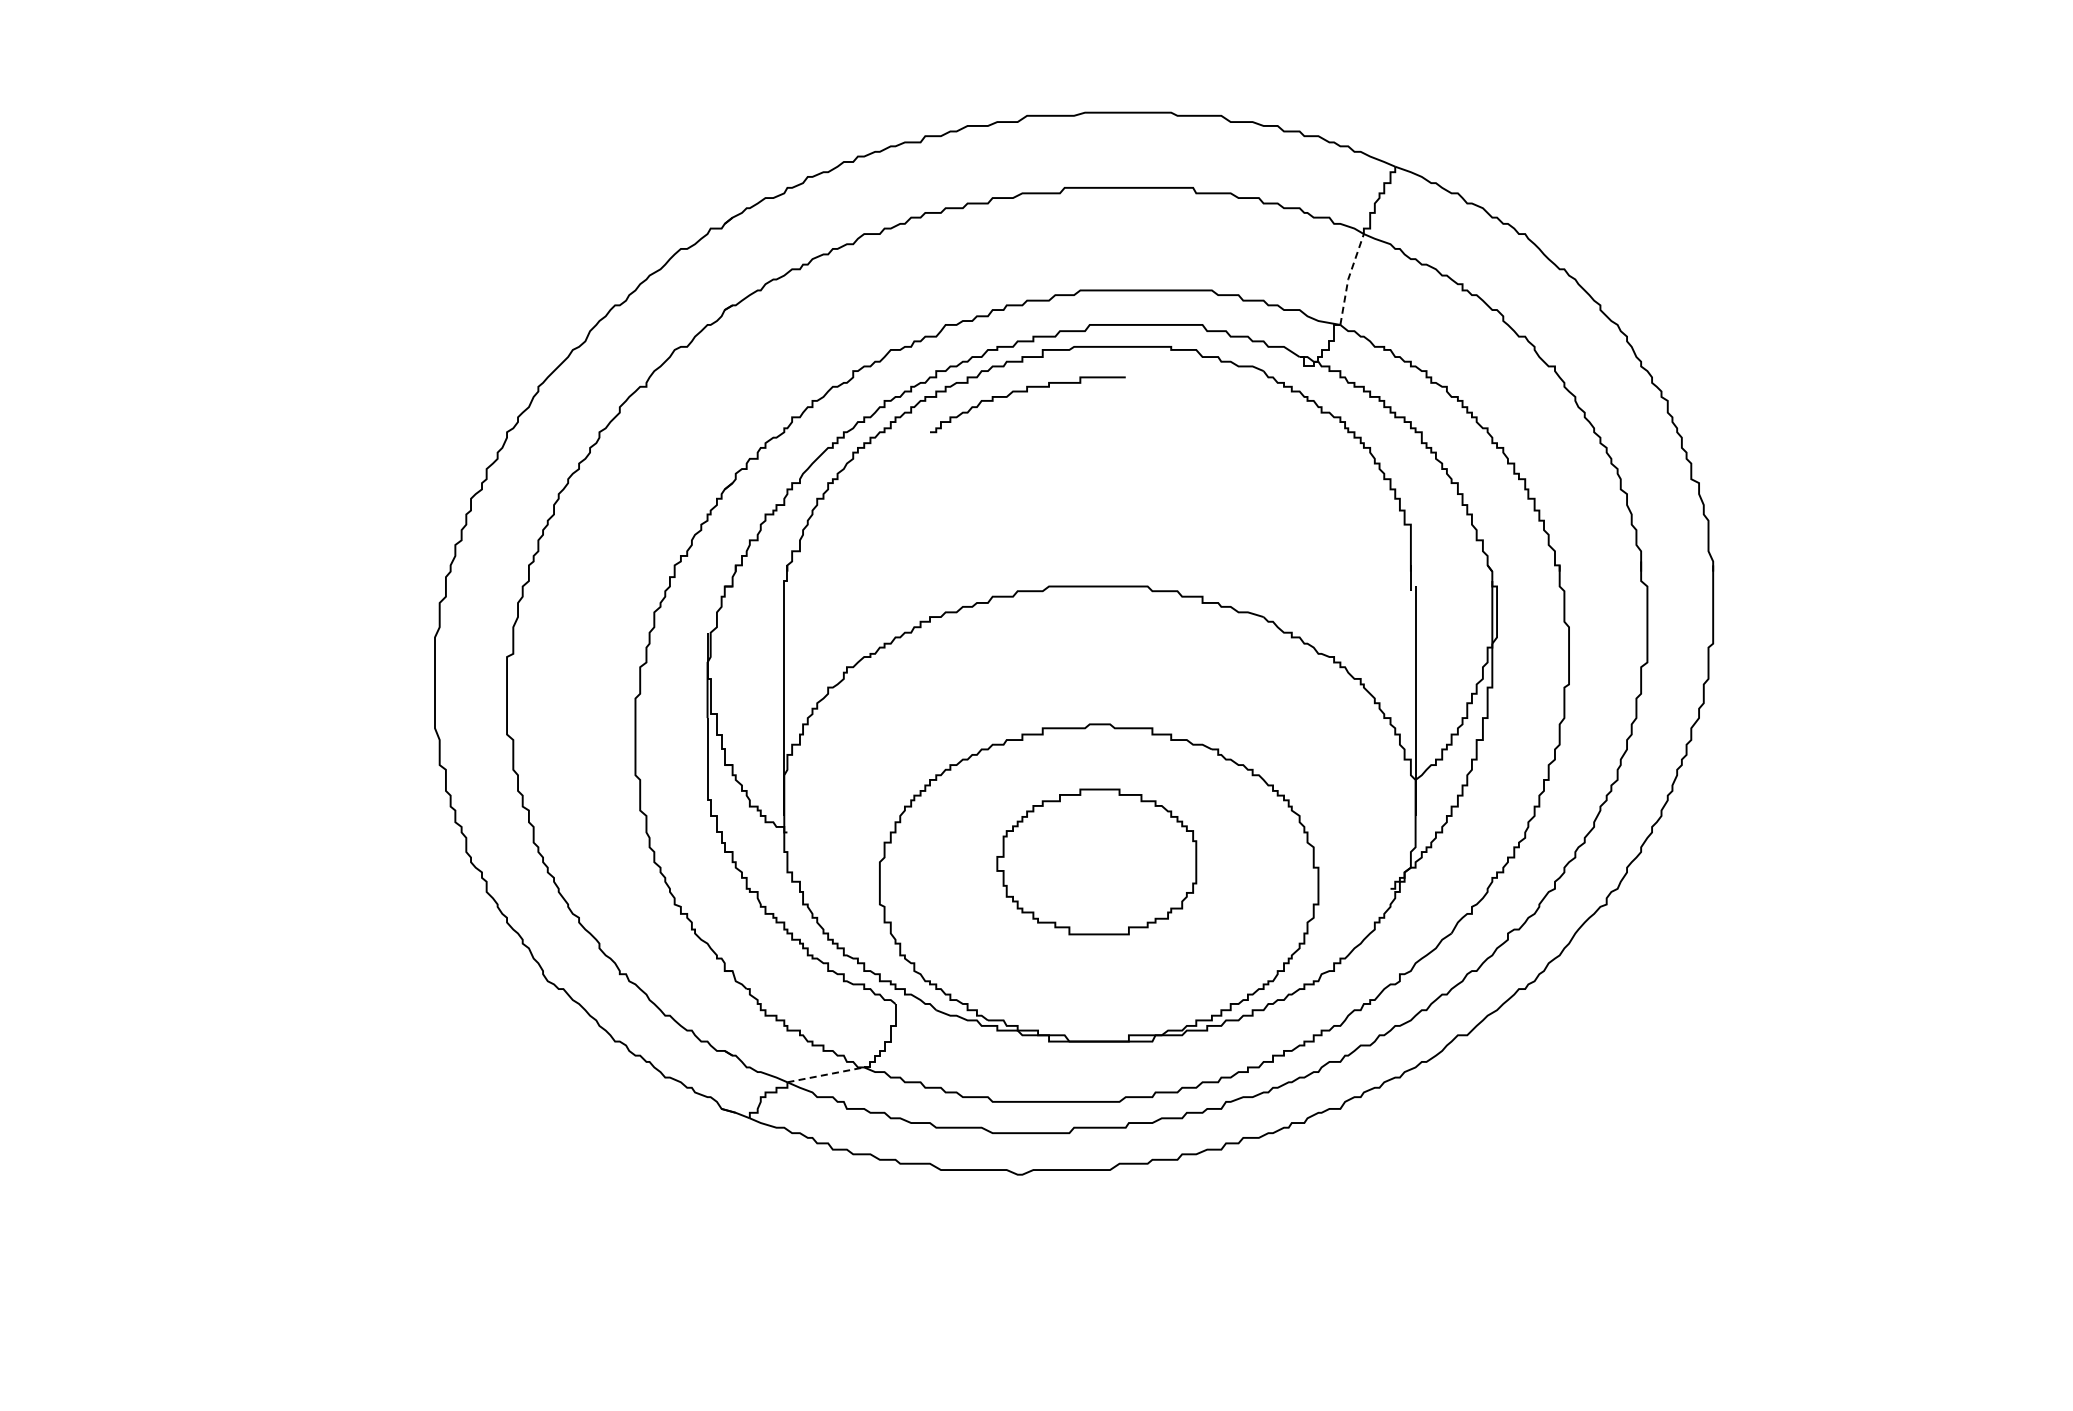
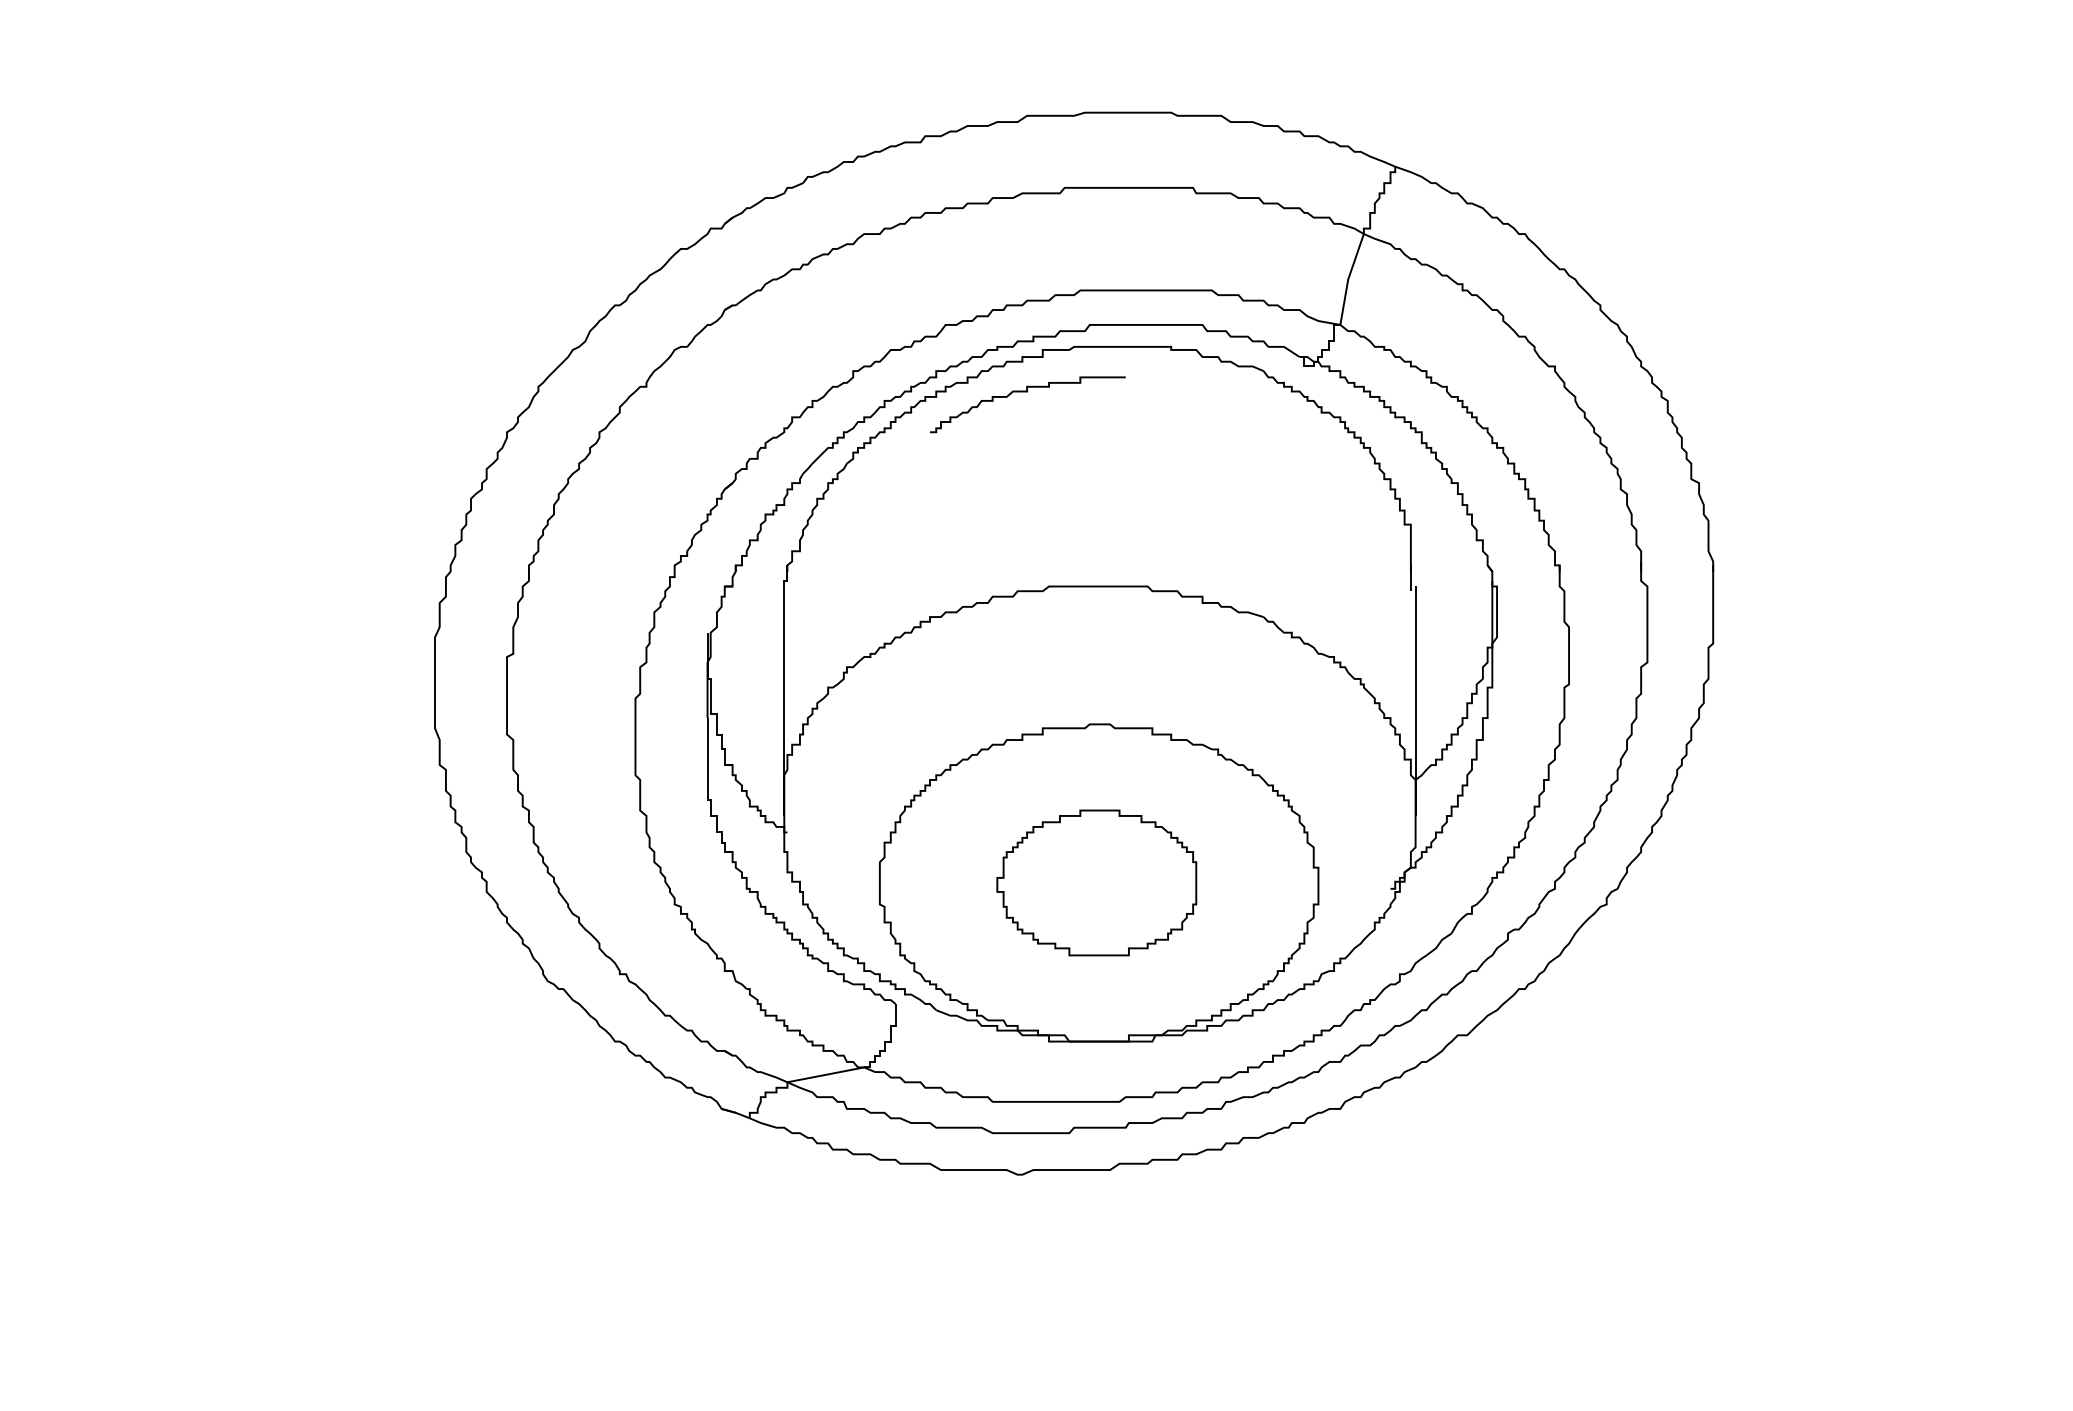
line: dashed -> solid (1348, 278)
part position: (1096, 861) -> (1096, 882) (1096, 882)
line: dashed -> solid (826, 1074)
